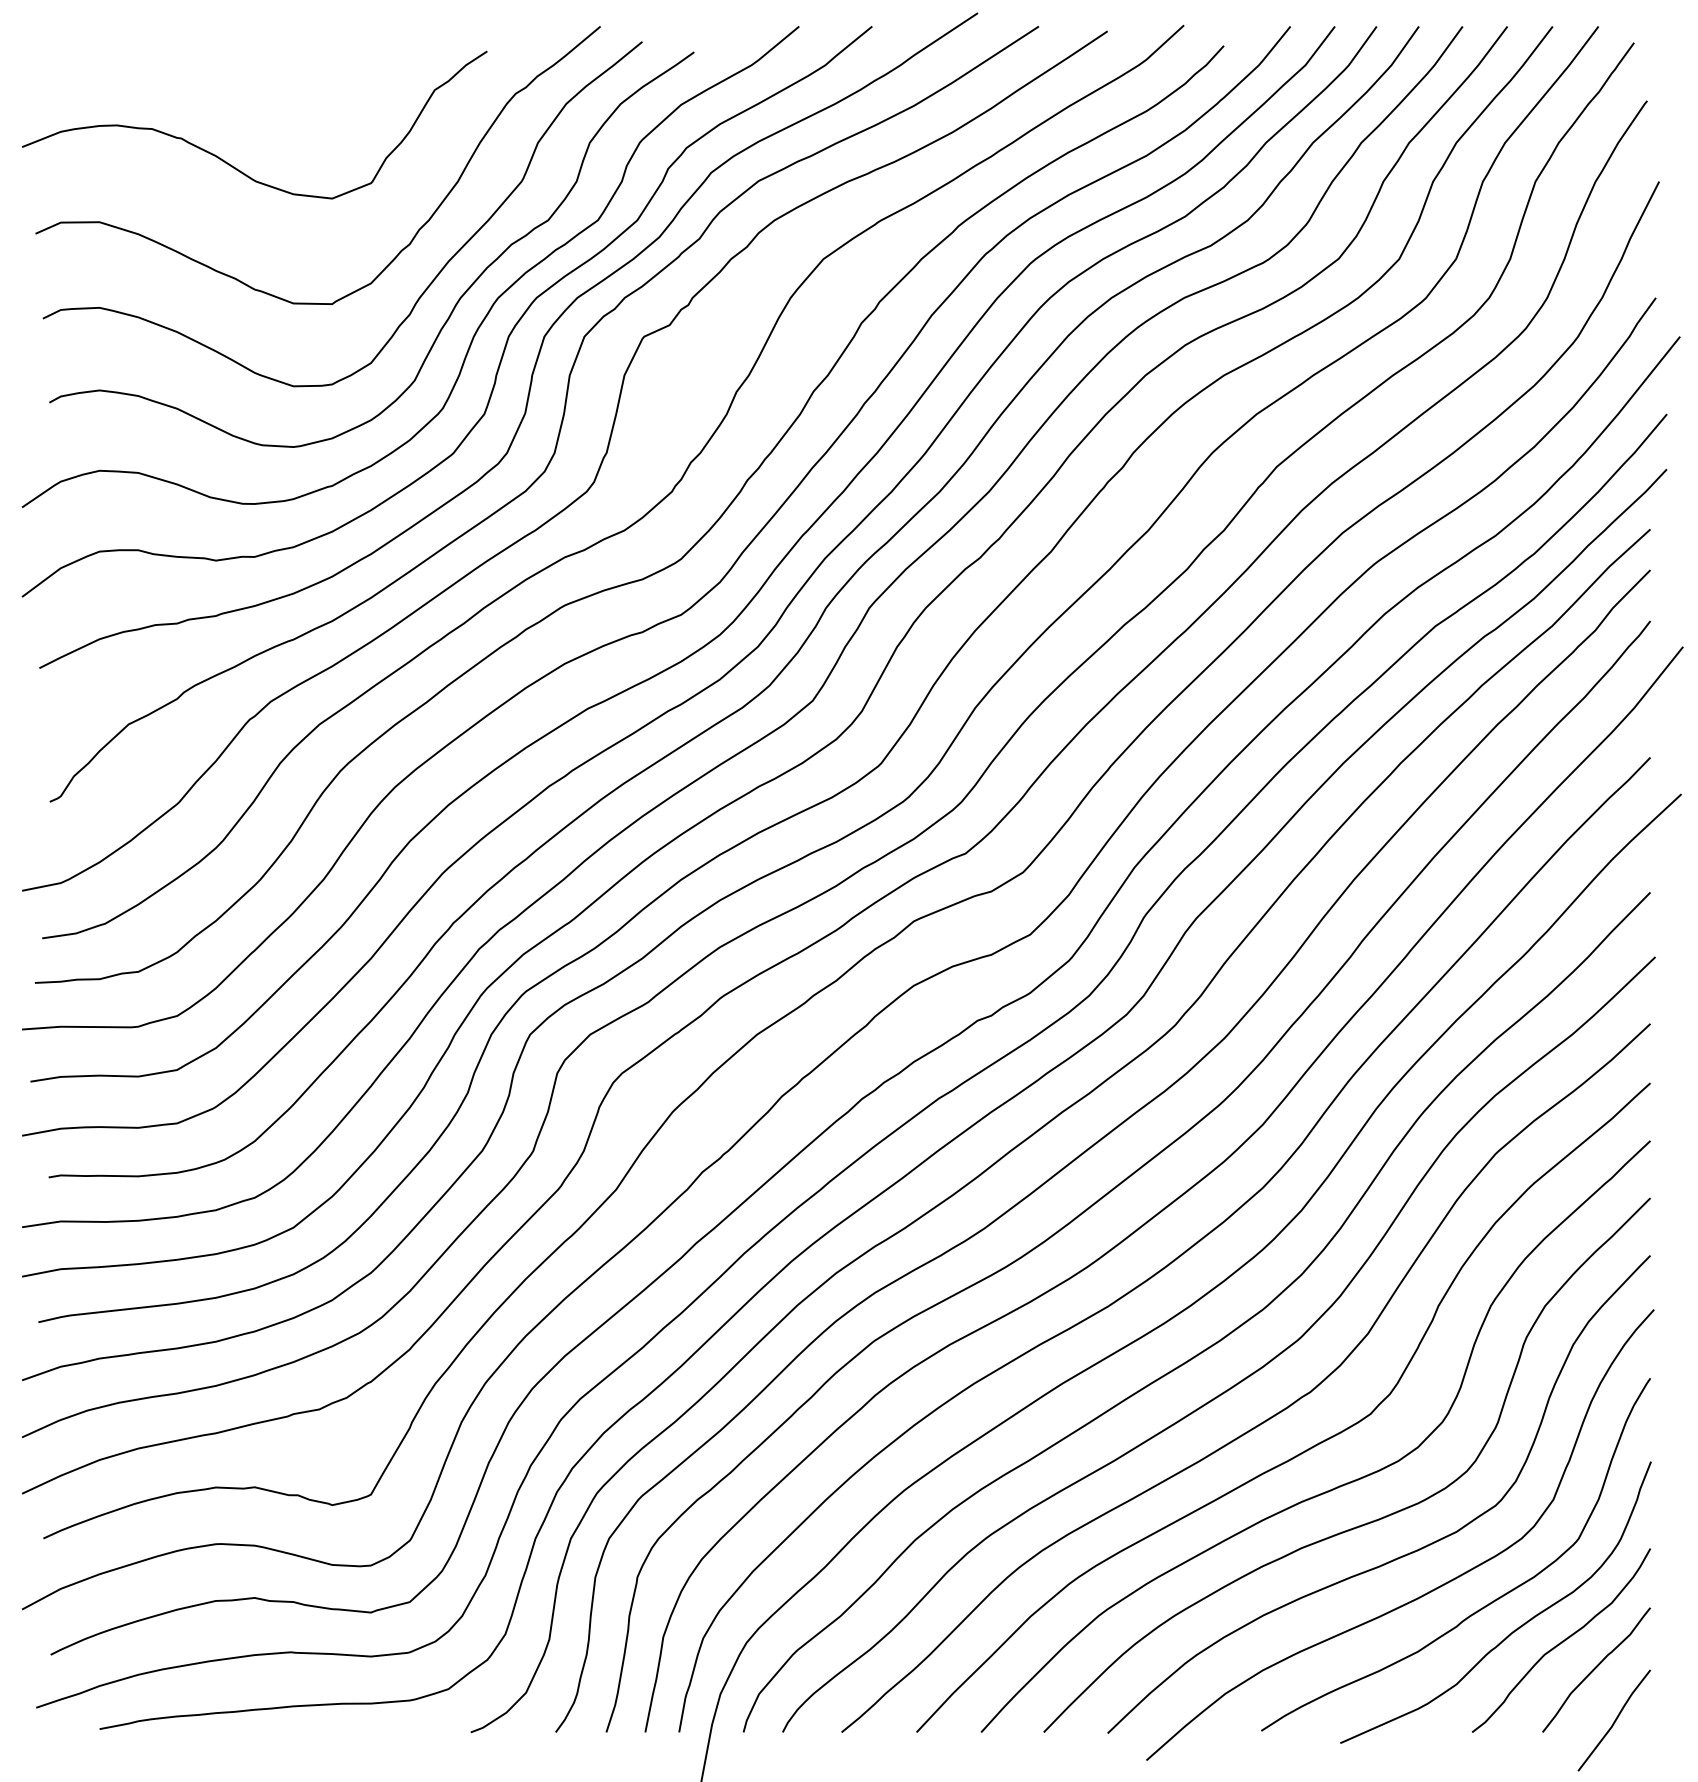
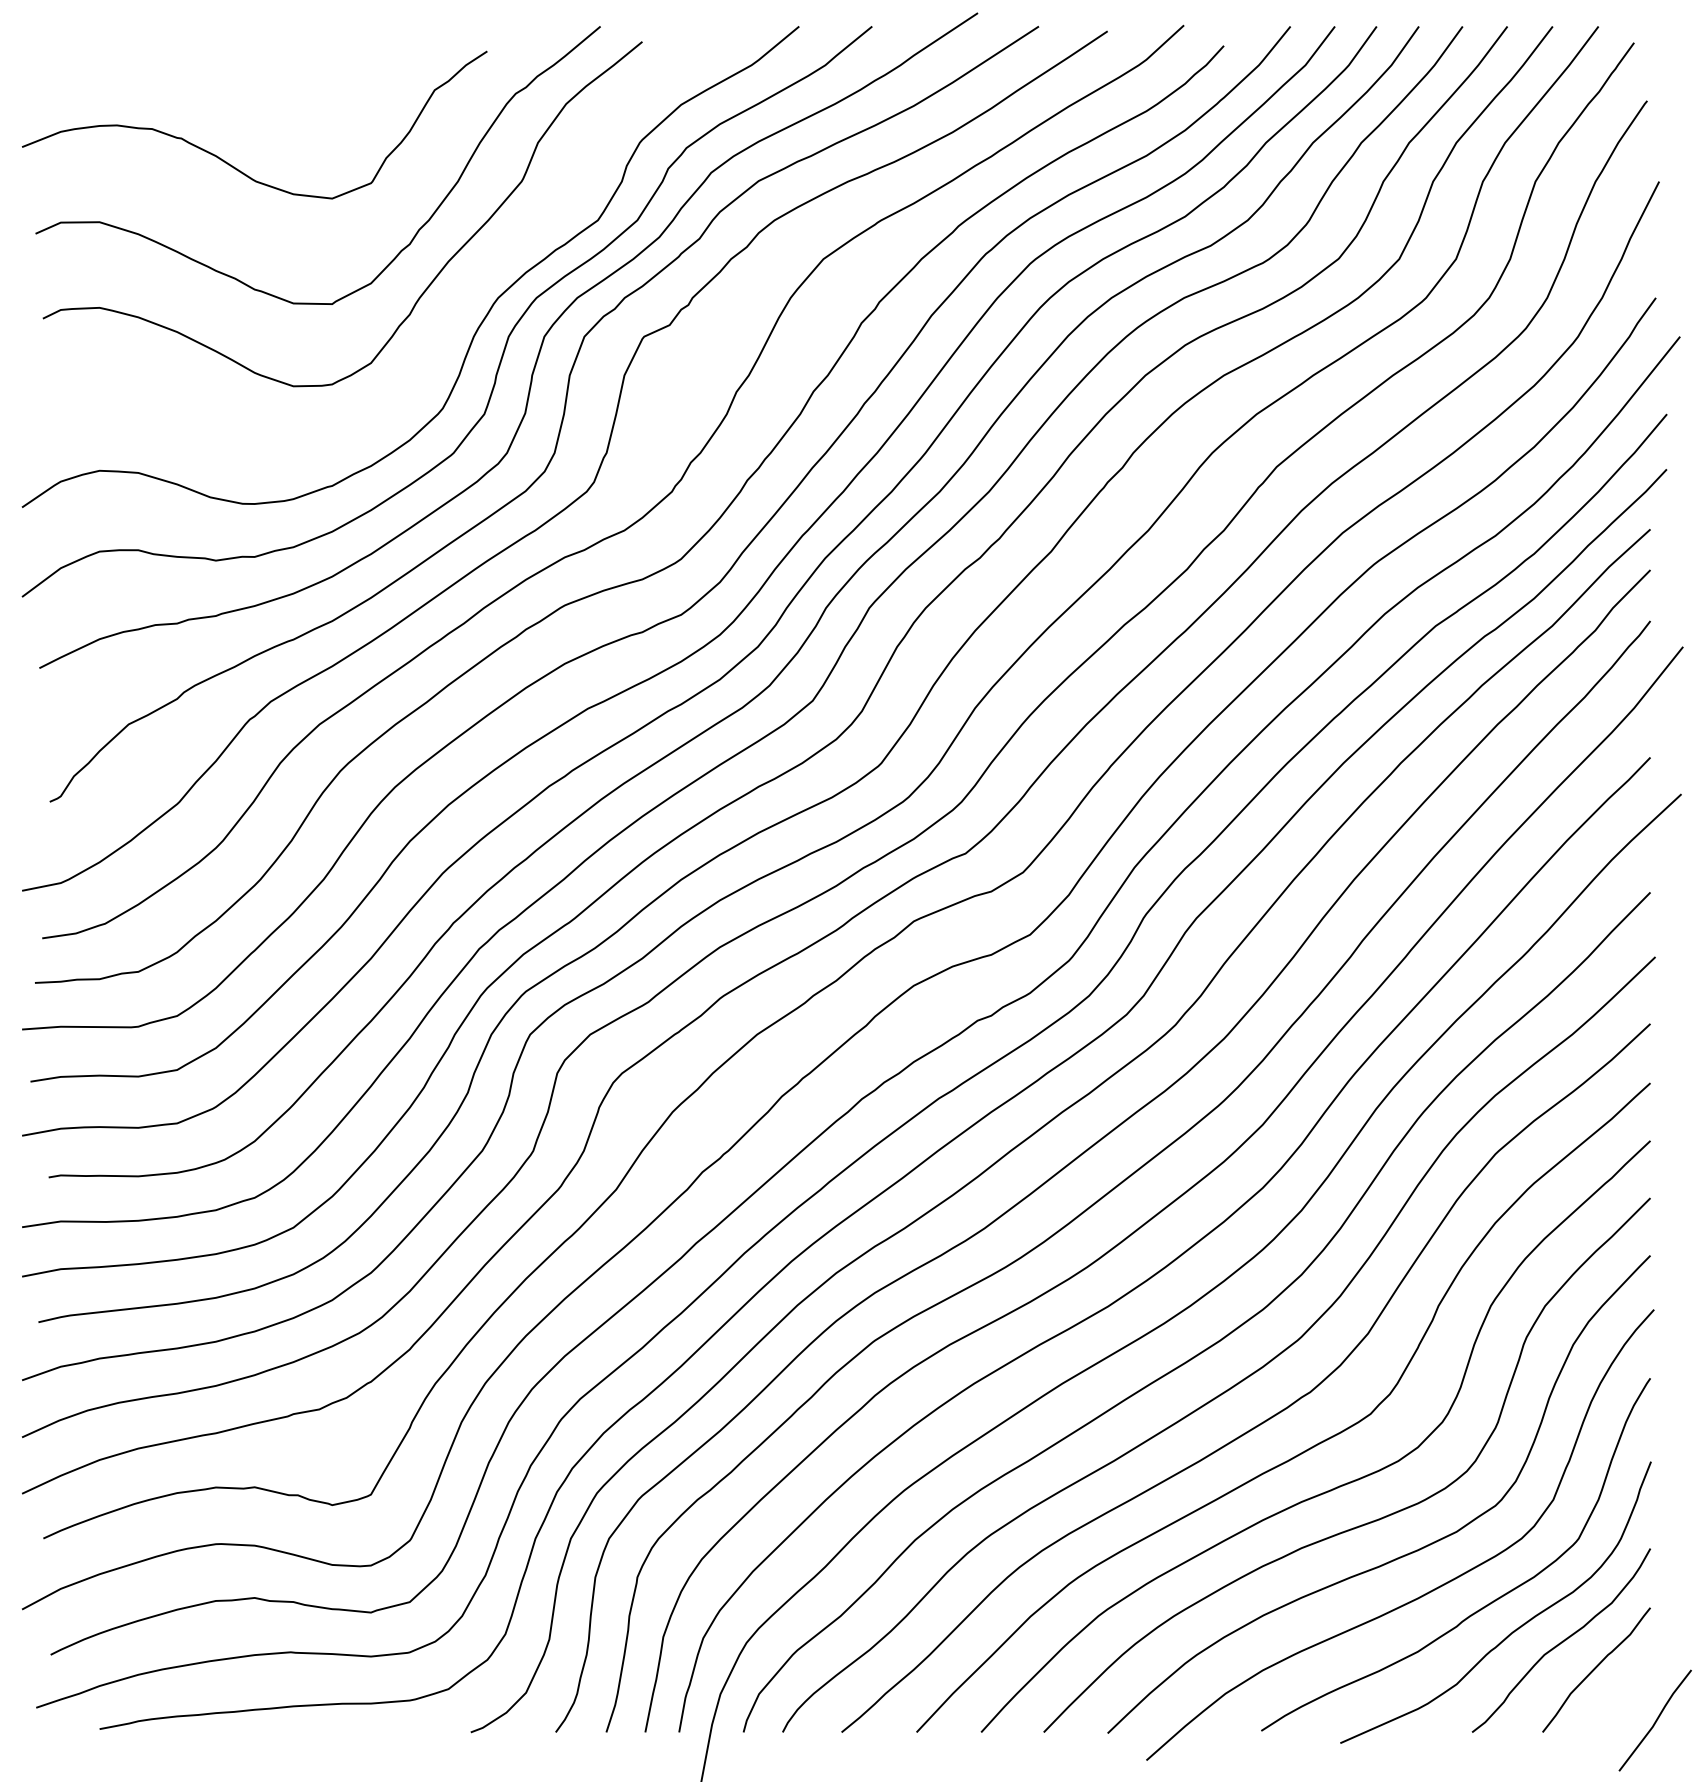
curve: present -> none (455, 303)
line position: (1614, 1720) -> (1655, 1720) (1655, 1720)
